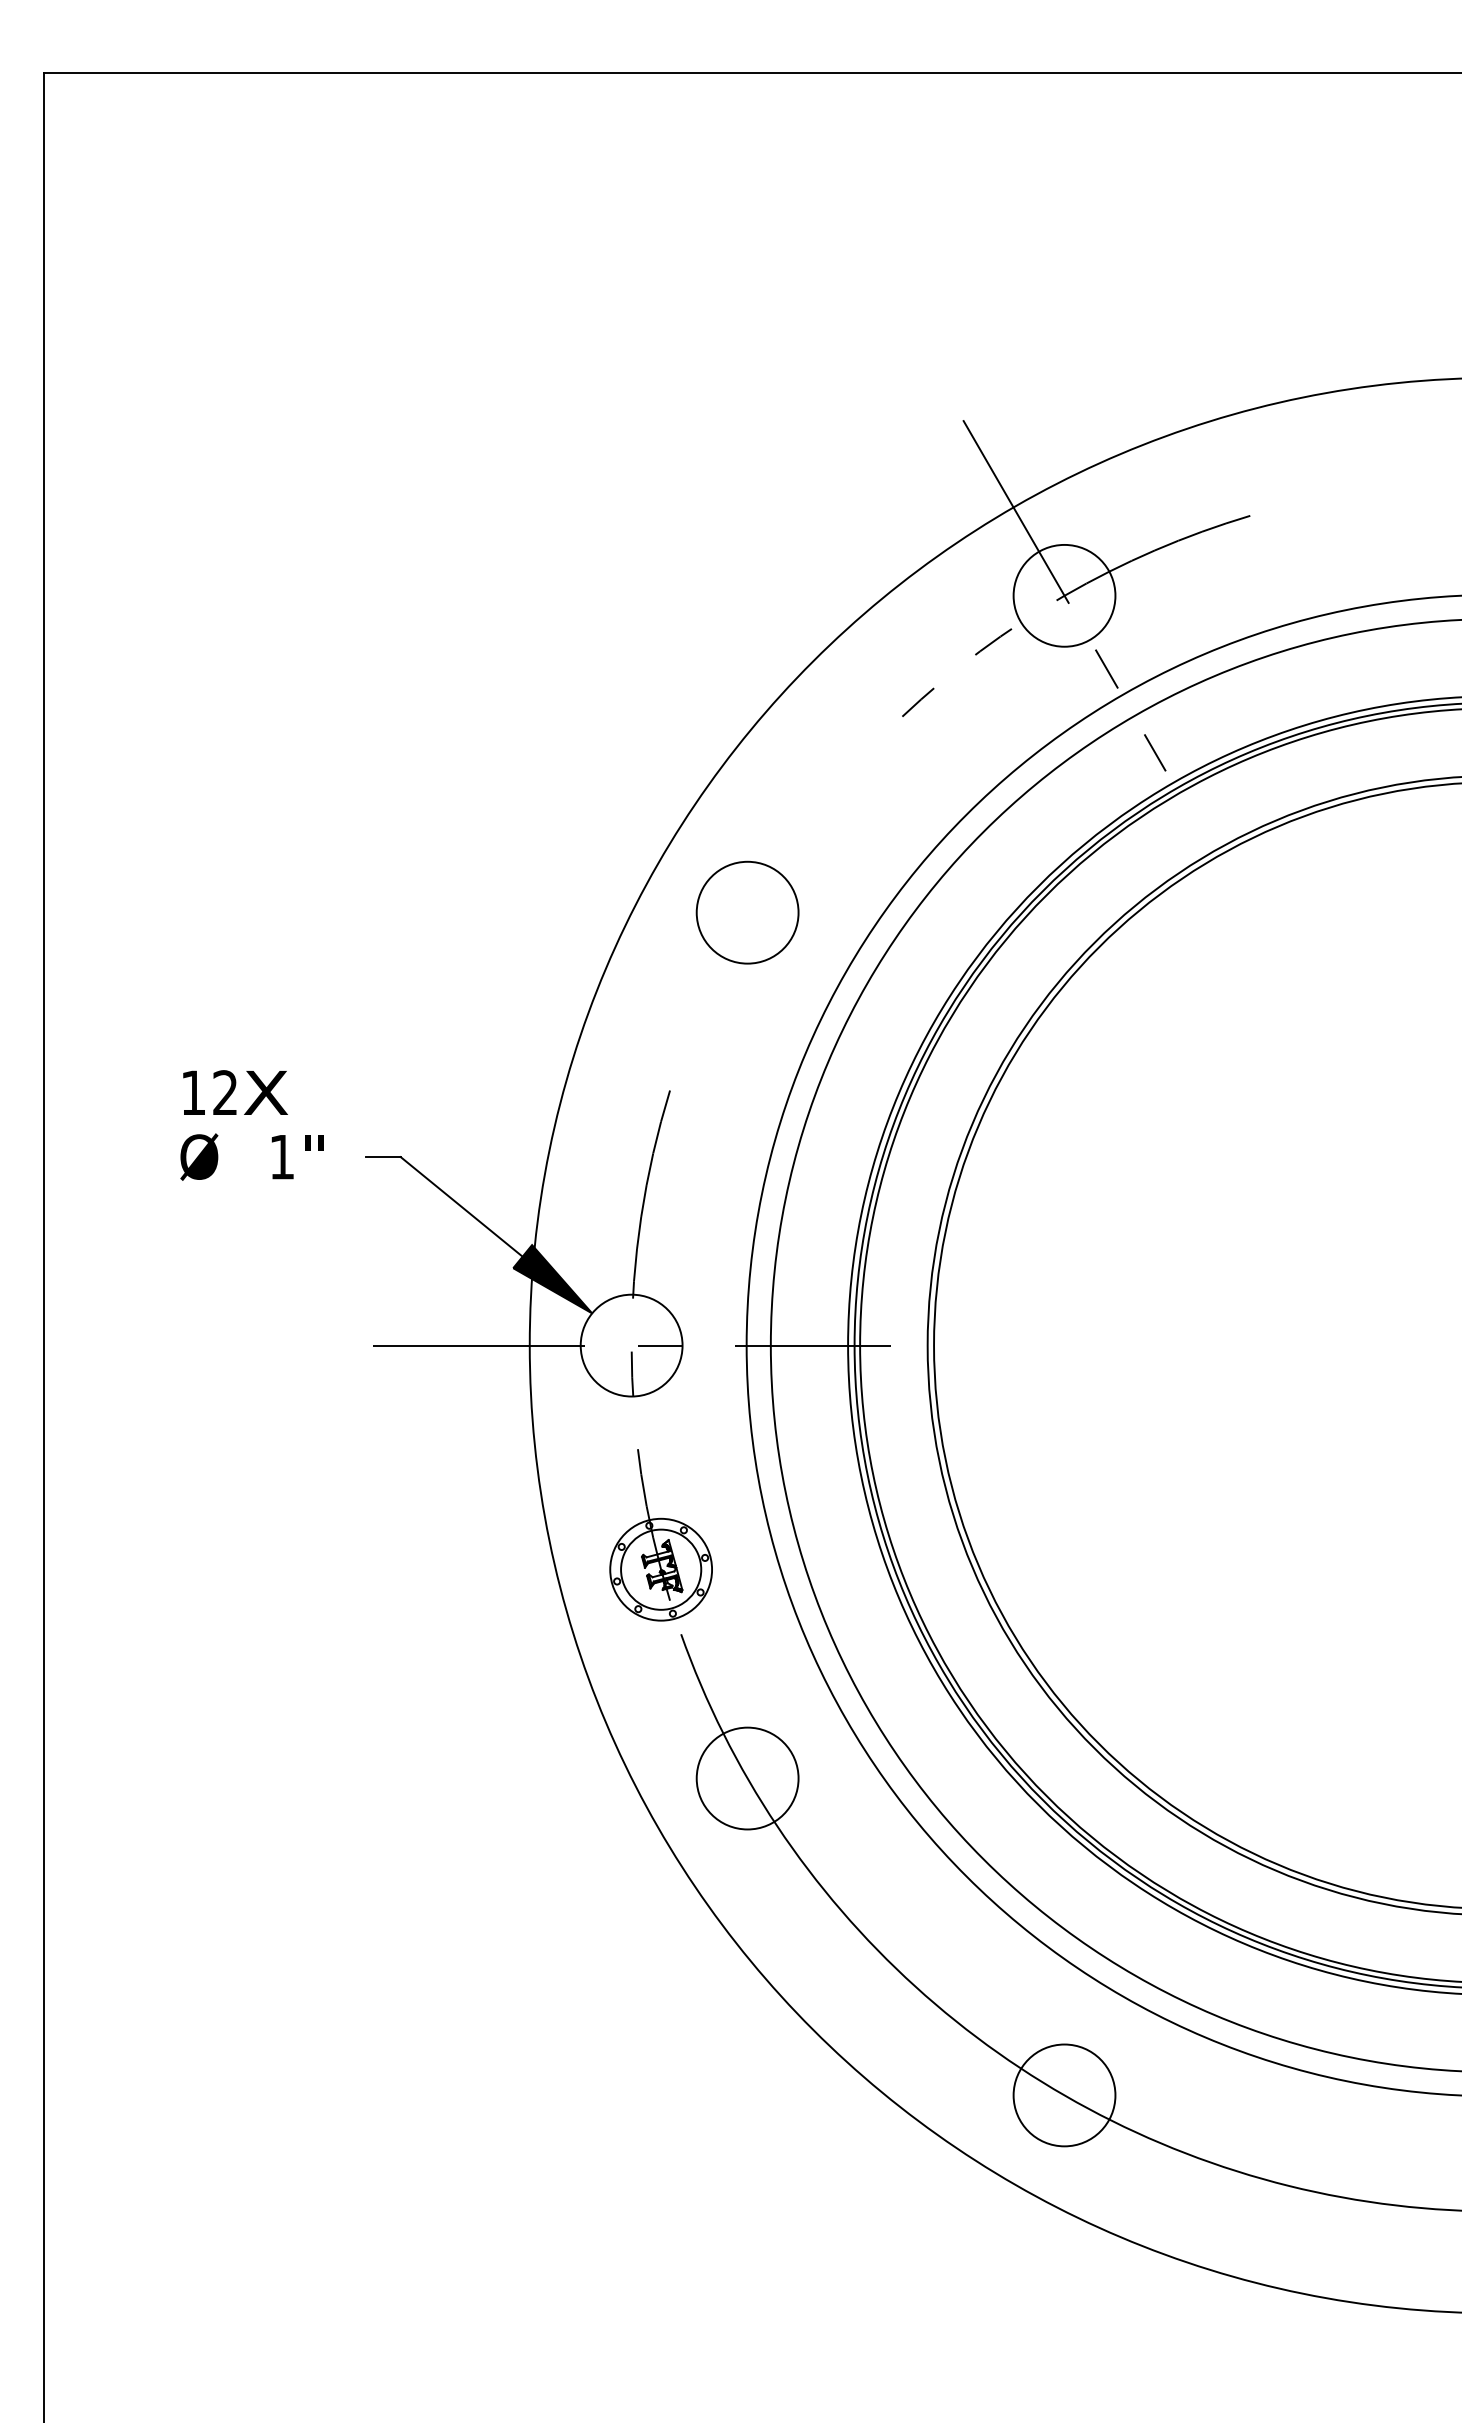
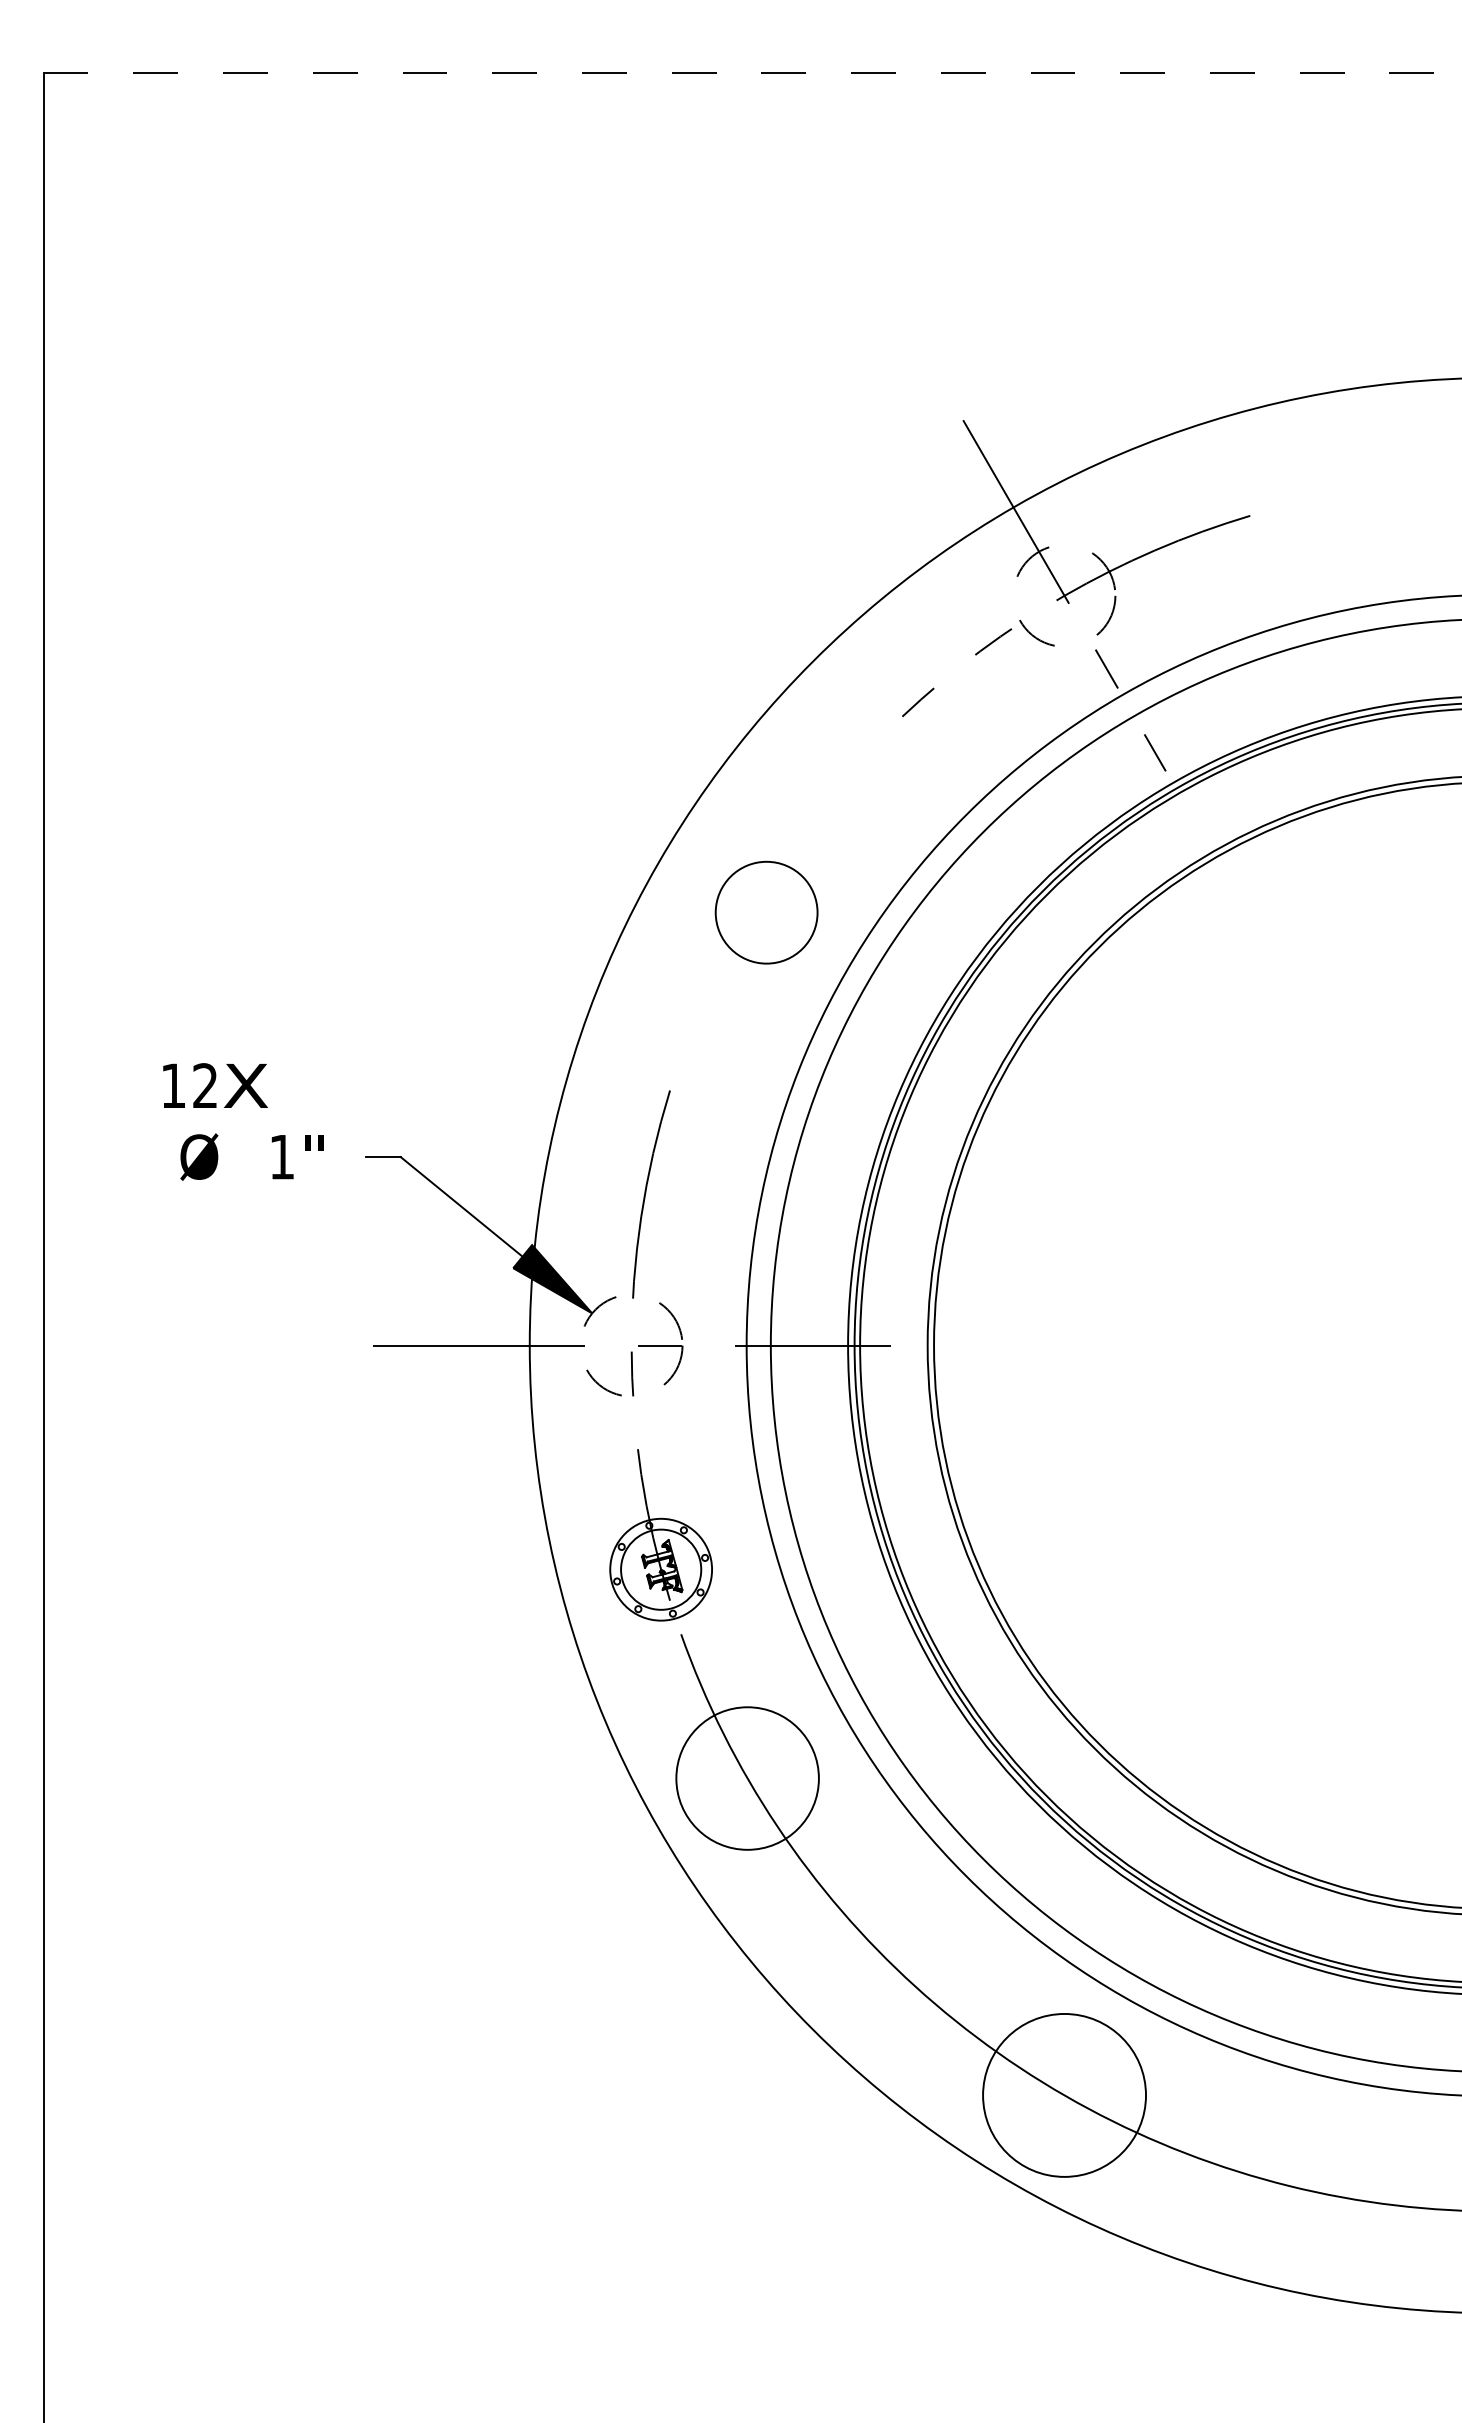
line: solid -> dashed (752, 72)
circle: solid -> dashed (1064, 595)
circle position: (747, 912) -> (766, 912) (766, 912)
text position: (235, 1092) -> (215, 1085) (215, 1085)
circle: solid -> dashed (631, 1345)
circle diameter: 102 px -> 143 px (747, 1778)
circle diameter: 102 px -> 163 px (1064, 2094)
